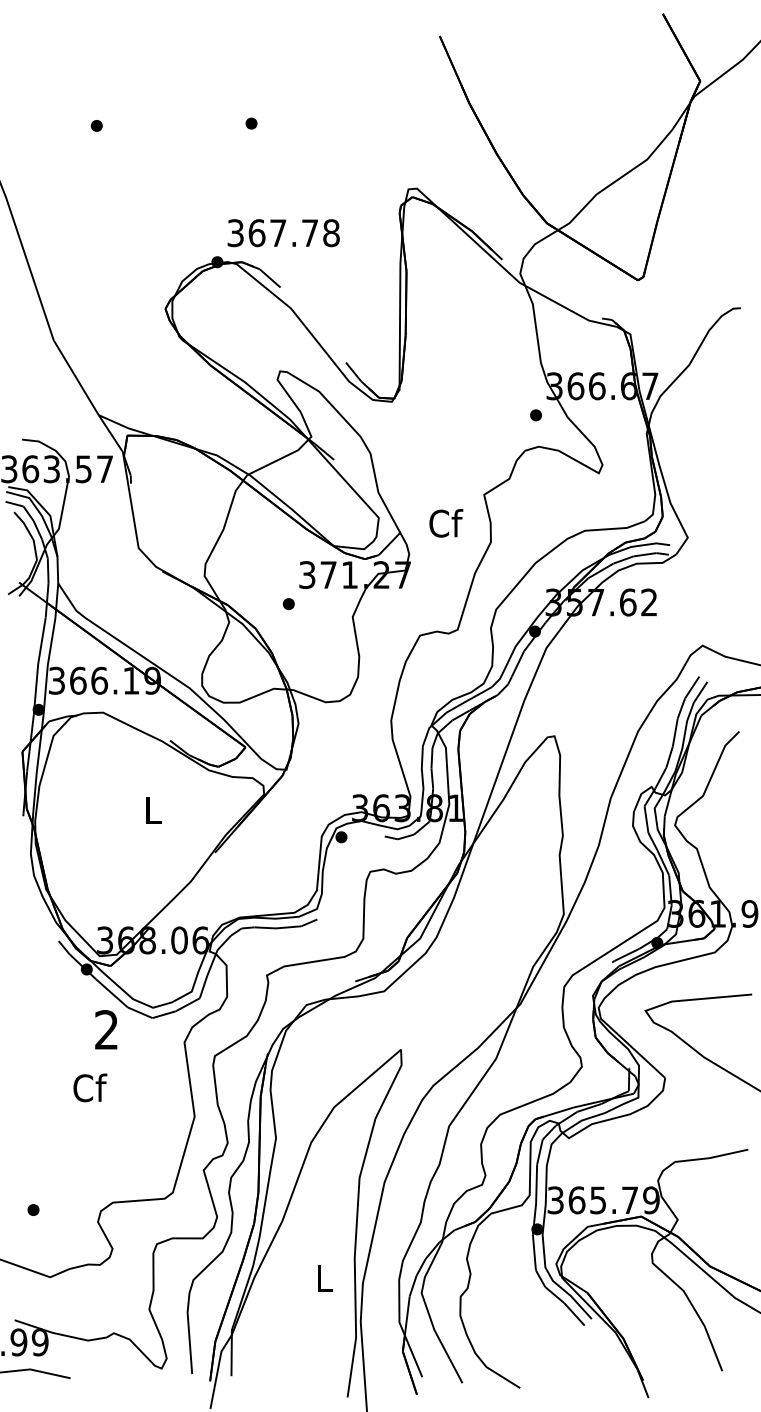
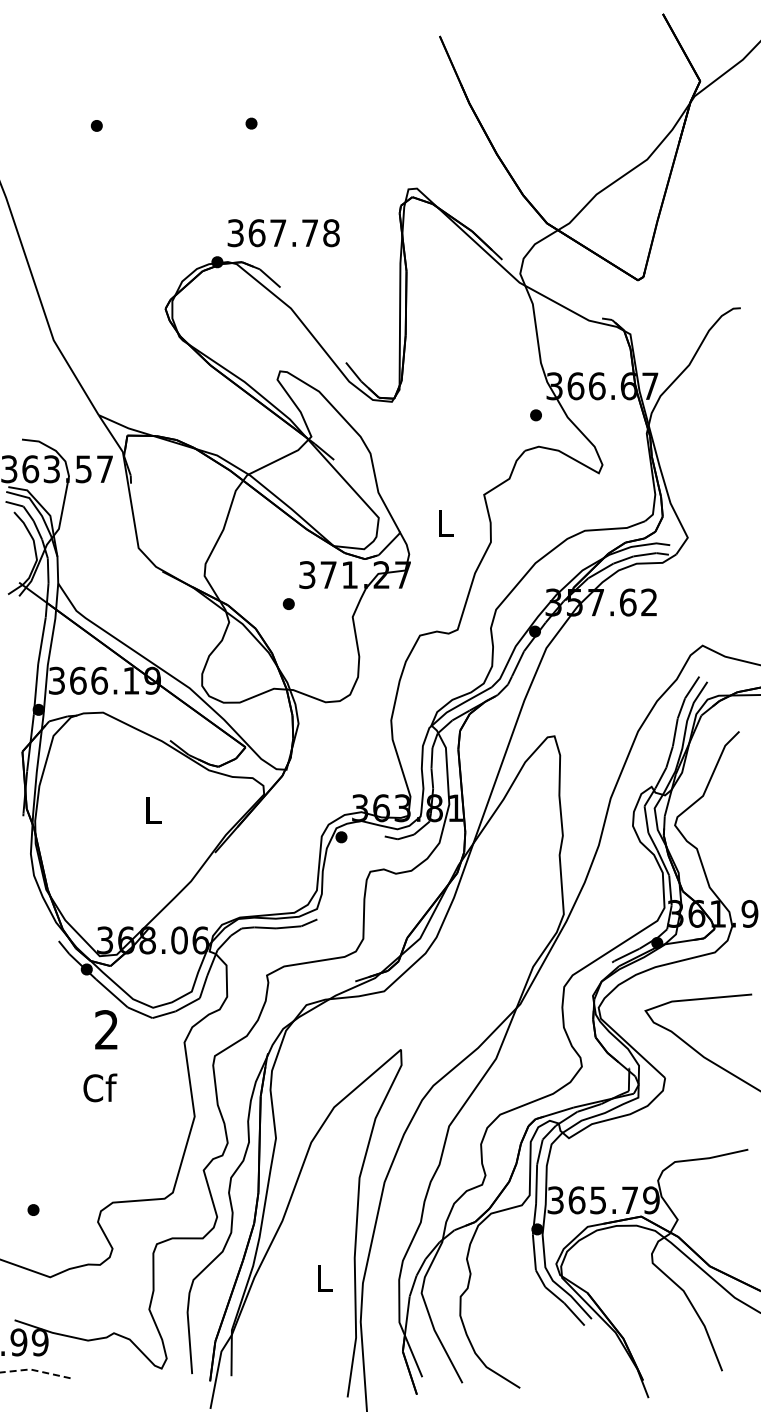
text: Cf -> L (446, 523)
text position: (90, 1087) -> (100, 1087) (100, 1087)
line: solid -> dashed (34, 1370)
